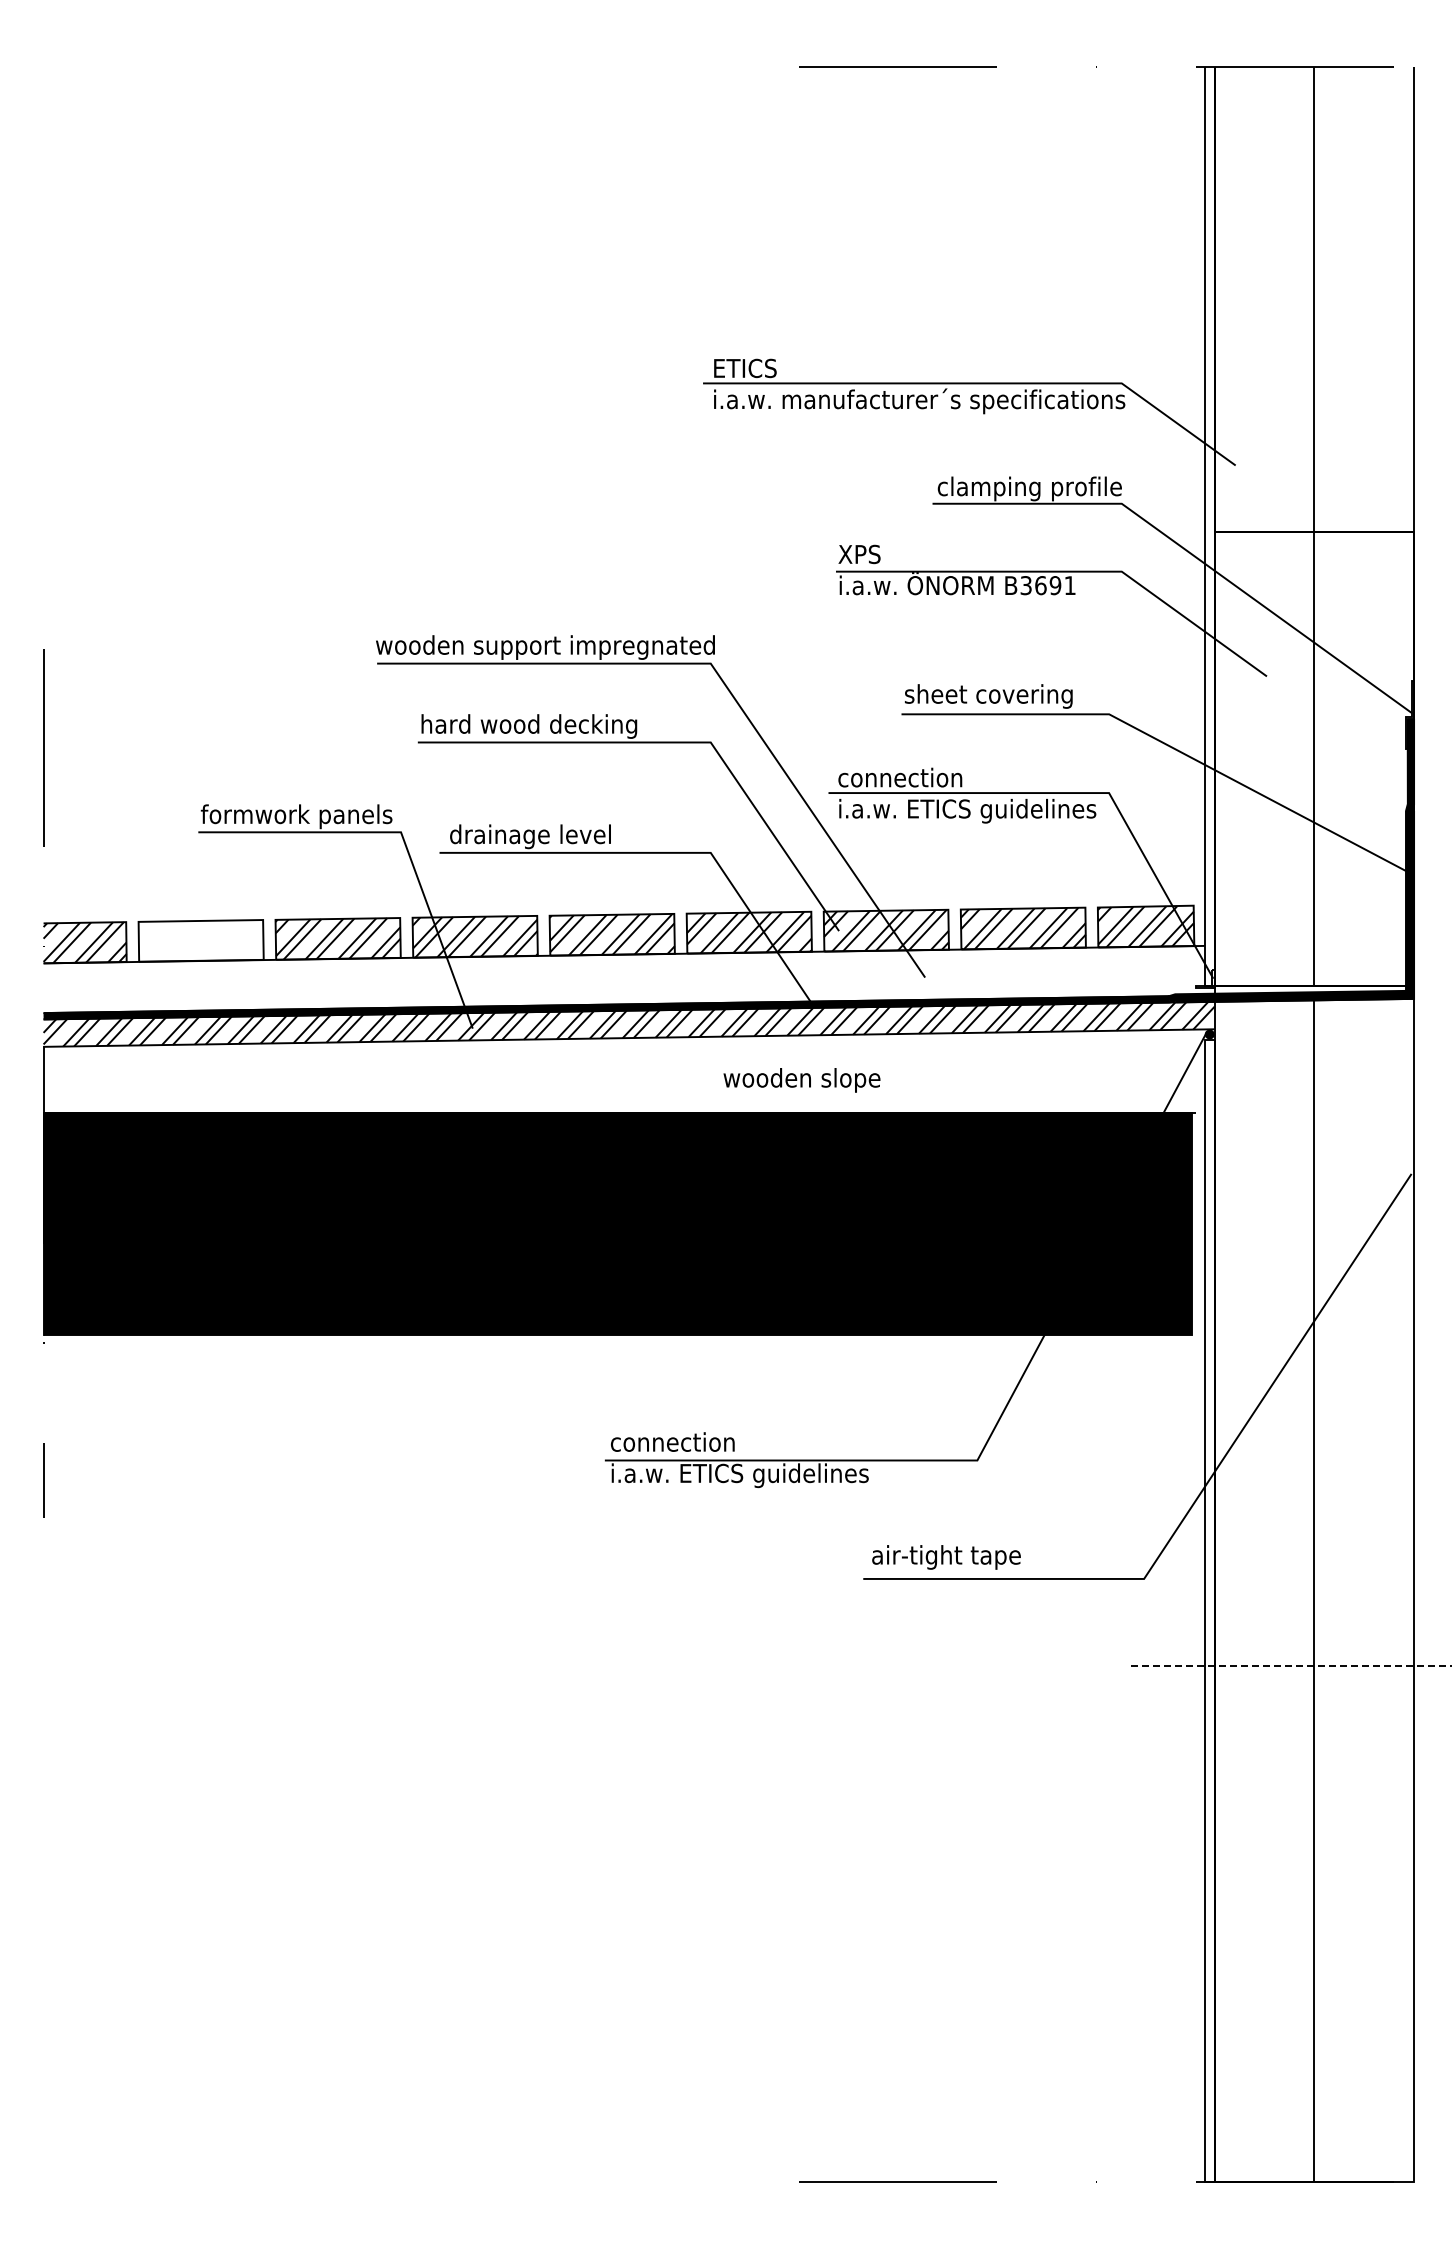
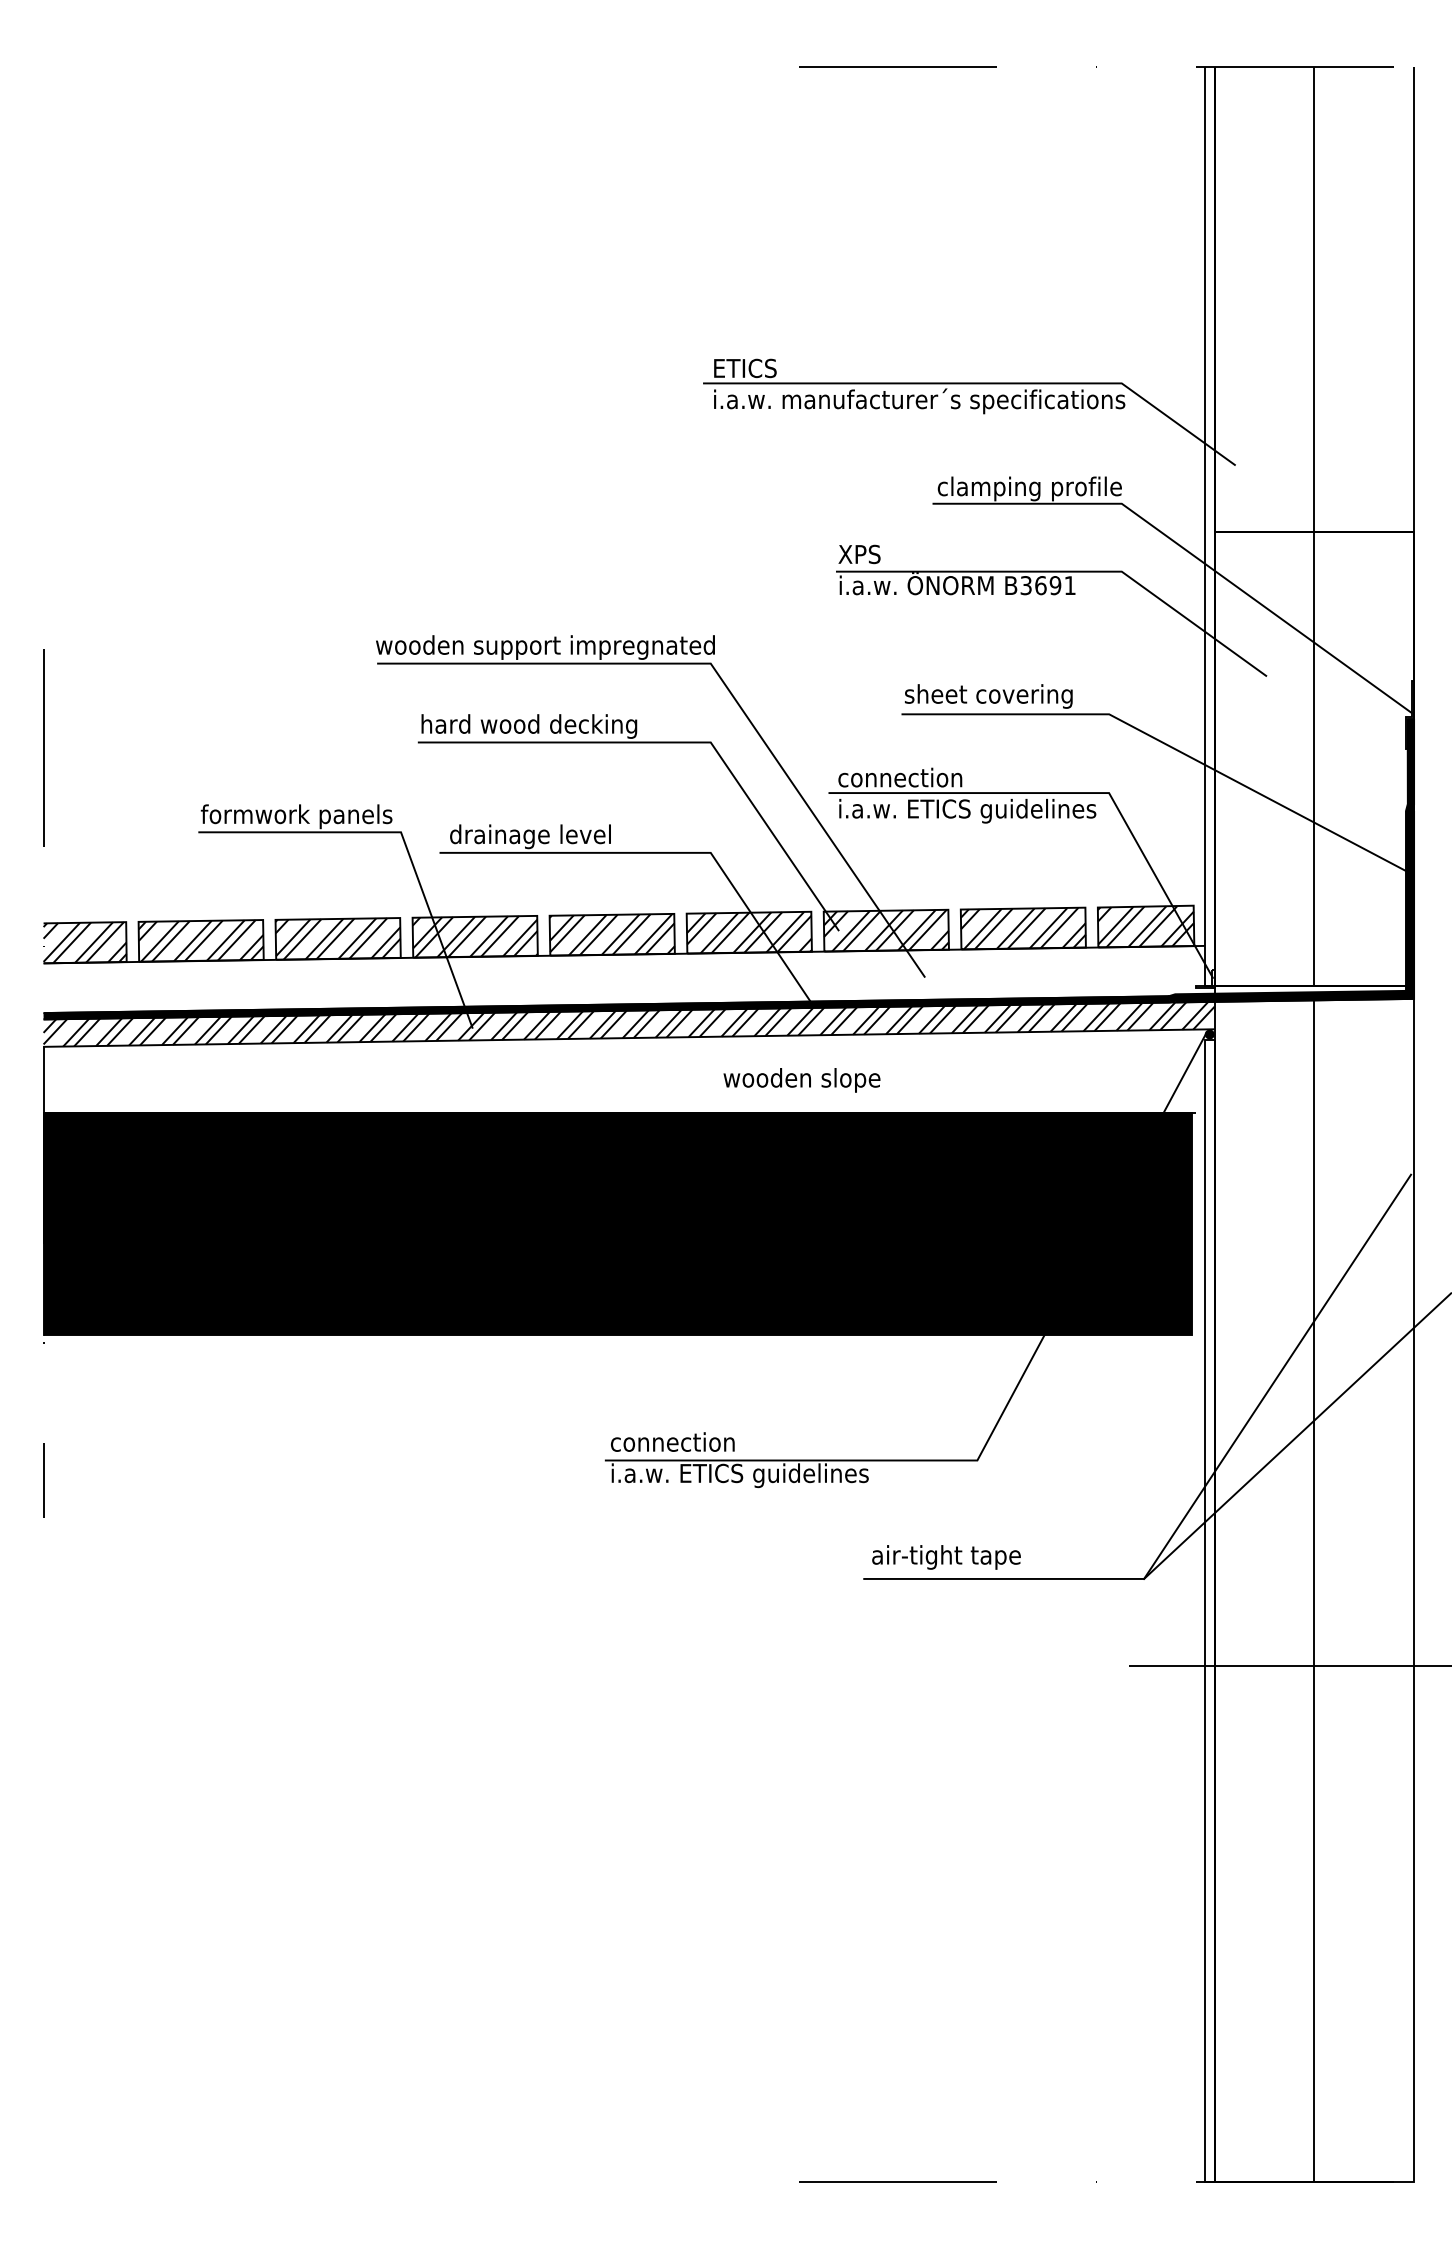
hatch: none -> present (200, 940)
line: none -> present (1296, 1437)
line: dashed -> solid (1289, 1666)
